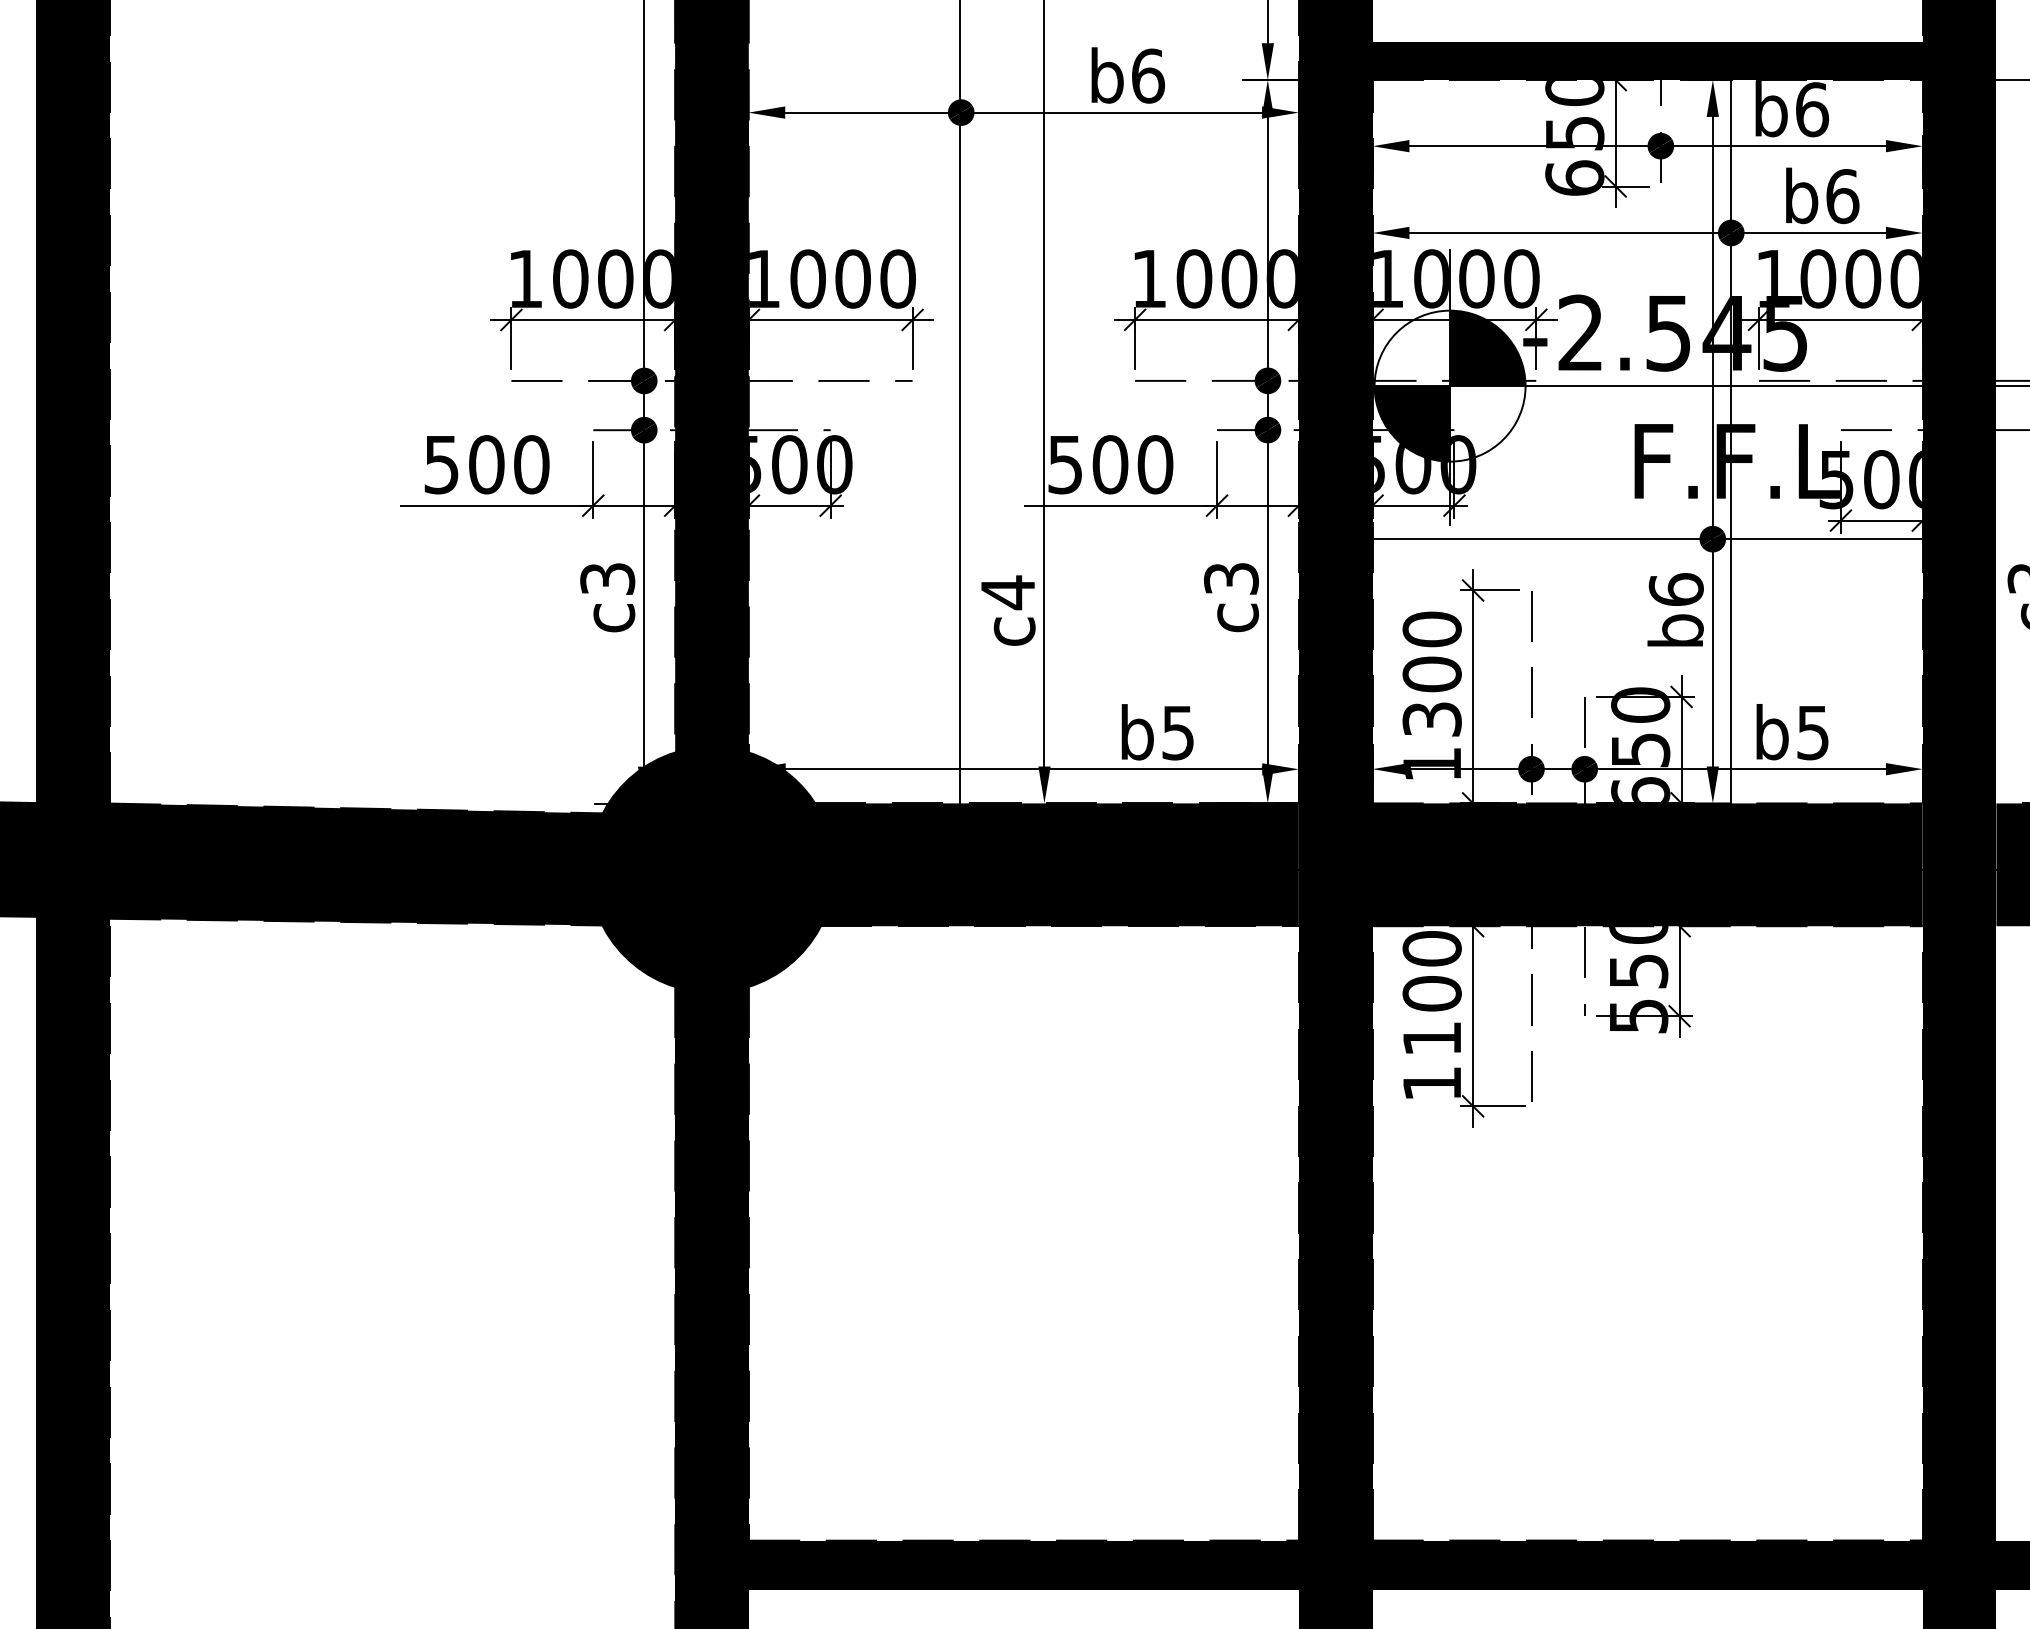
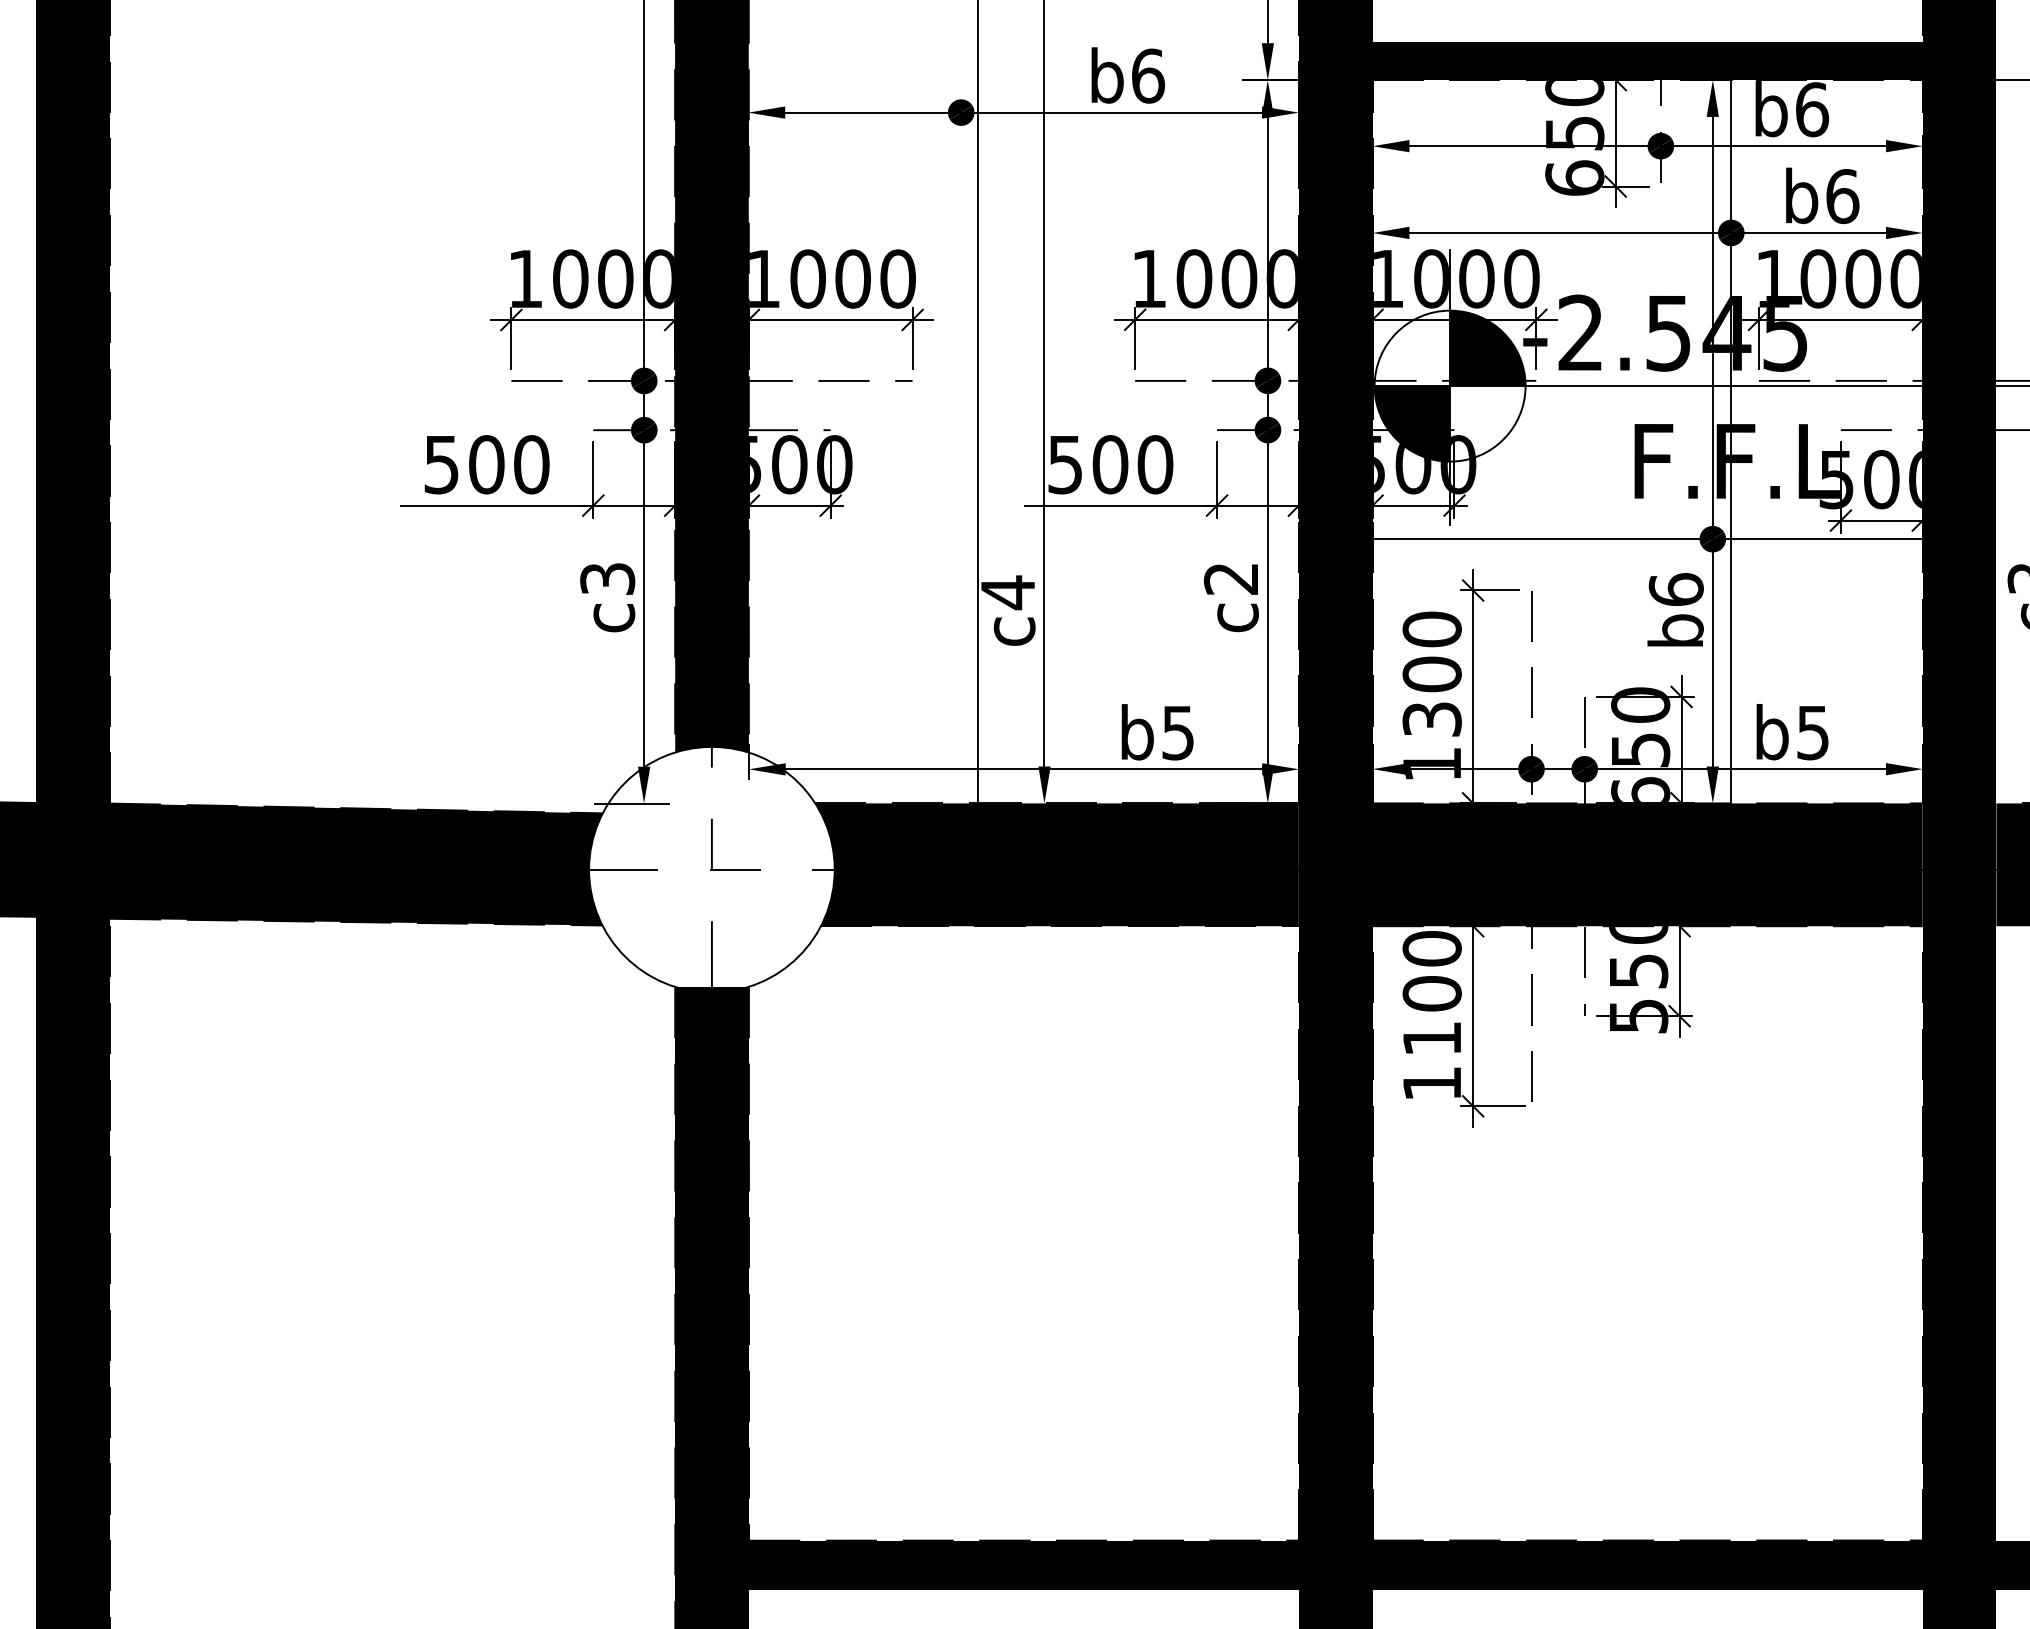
line position: (960, 452) -> (978, 452) (978, 452)
text: c3 -> c2 (1231, 578)
fill: present -> none (711, 869)
